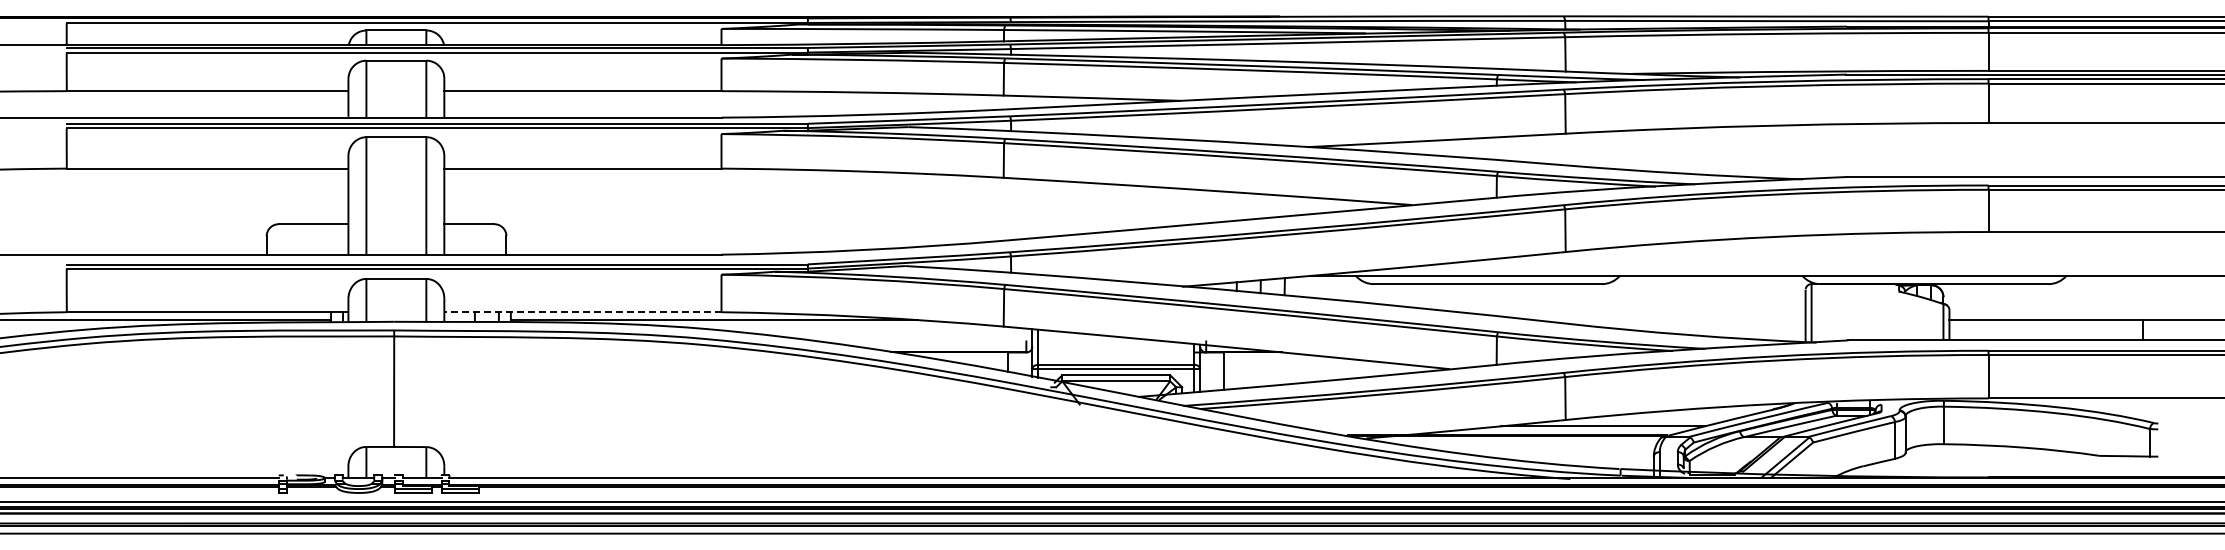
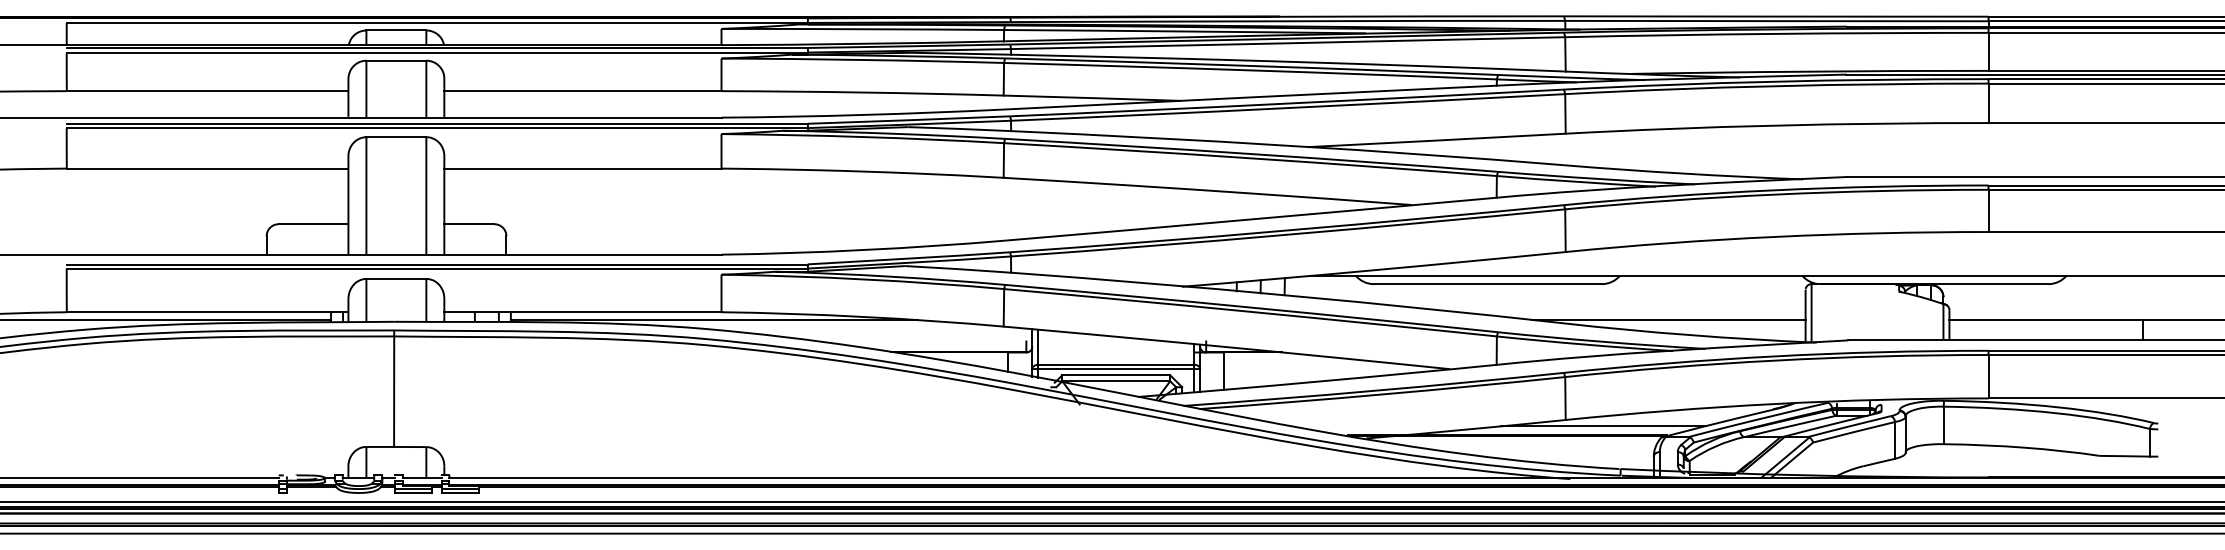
line: dashed -> solid (582, 312)
line: none -> present (1668, 320)
